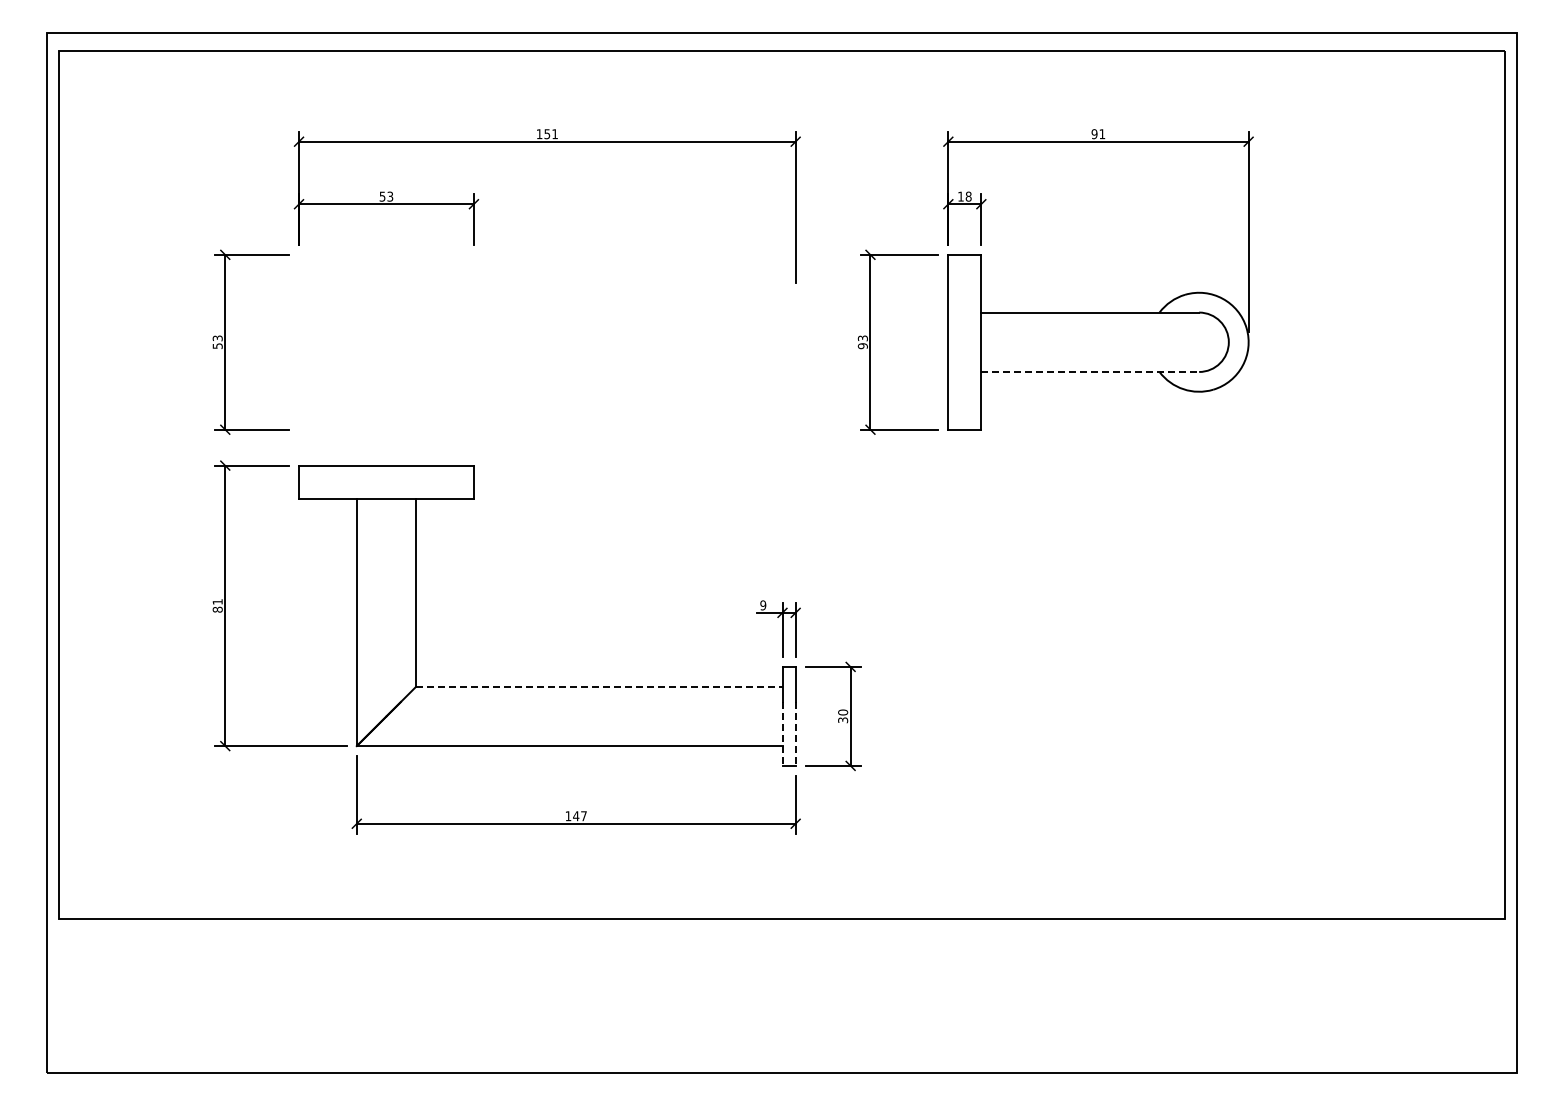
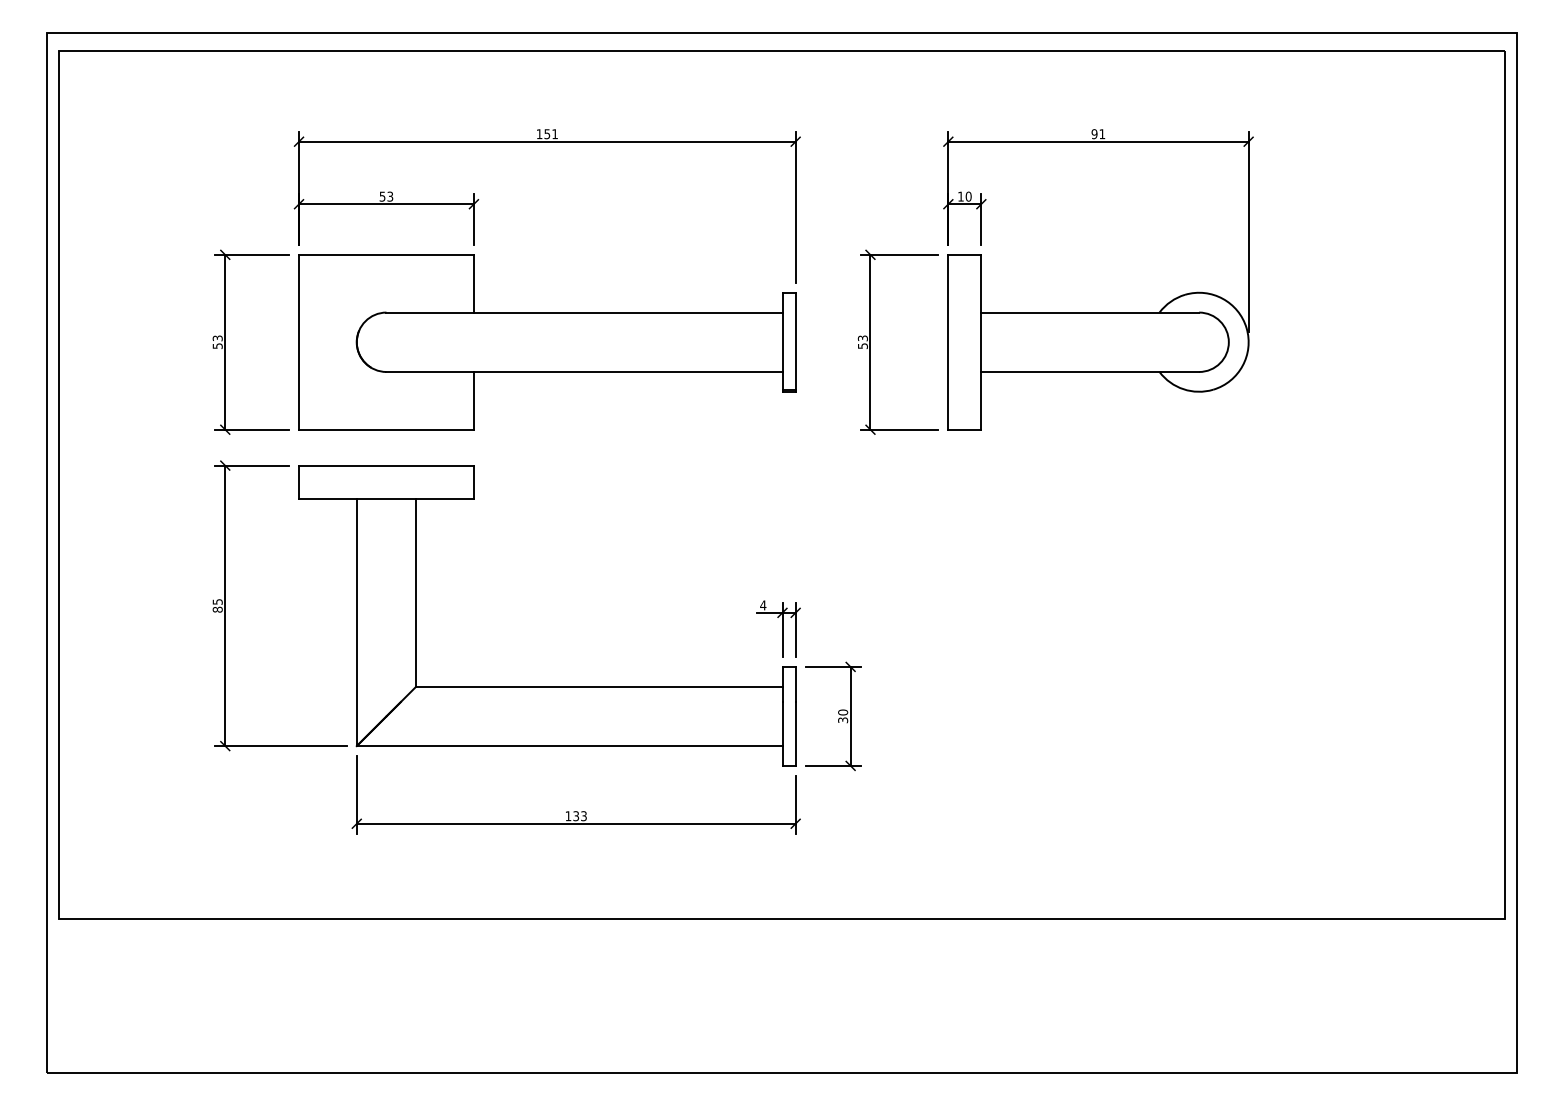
text: 18 -> 10 (968, 196)
part: none -> present (547, 342)
text: 93 -> 53 (862, 346)
line: dashed -> solid (1090, 371)
text: 81 -> 85 (217, 601)
text: 9 -> 4 (763, 605)
line: dashed -> solid (599, 686)
line: dashed -> solid (782, 734)
line: dashed -> solid (795, 734)
text: 147 -> 133 (579, 816)
